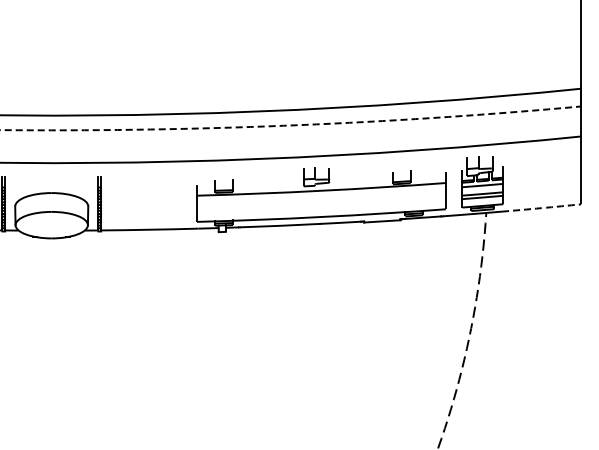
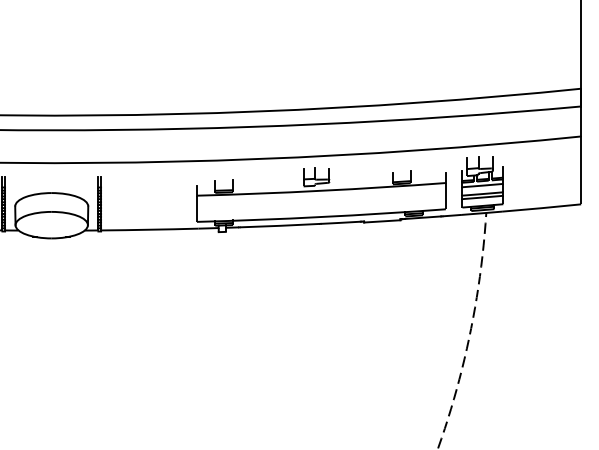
arc: dashed -> solid (291, 125)
arc: dashed -> solid (541, 208)
